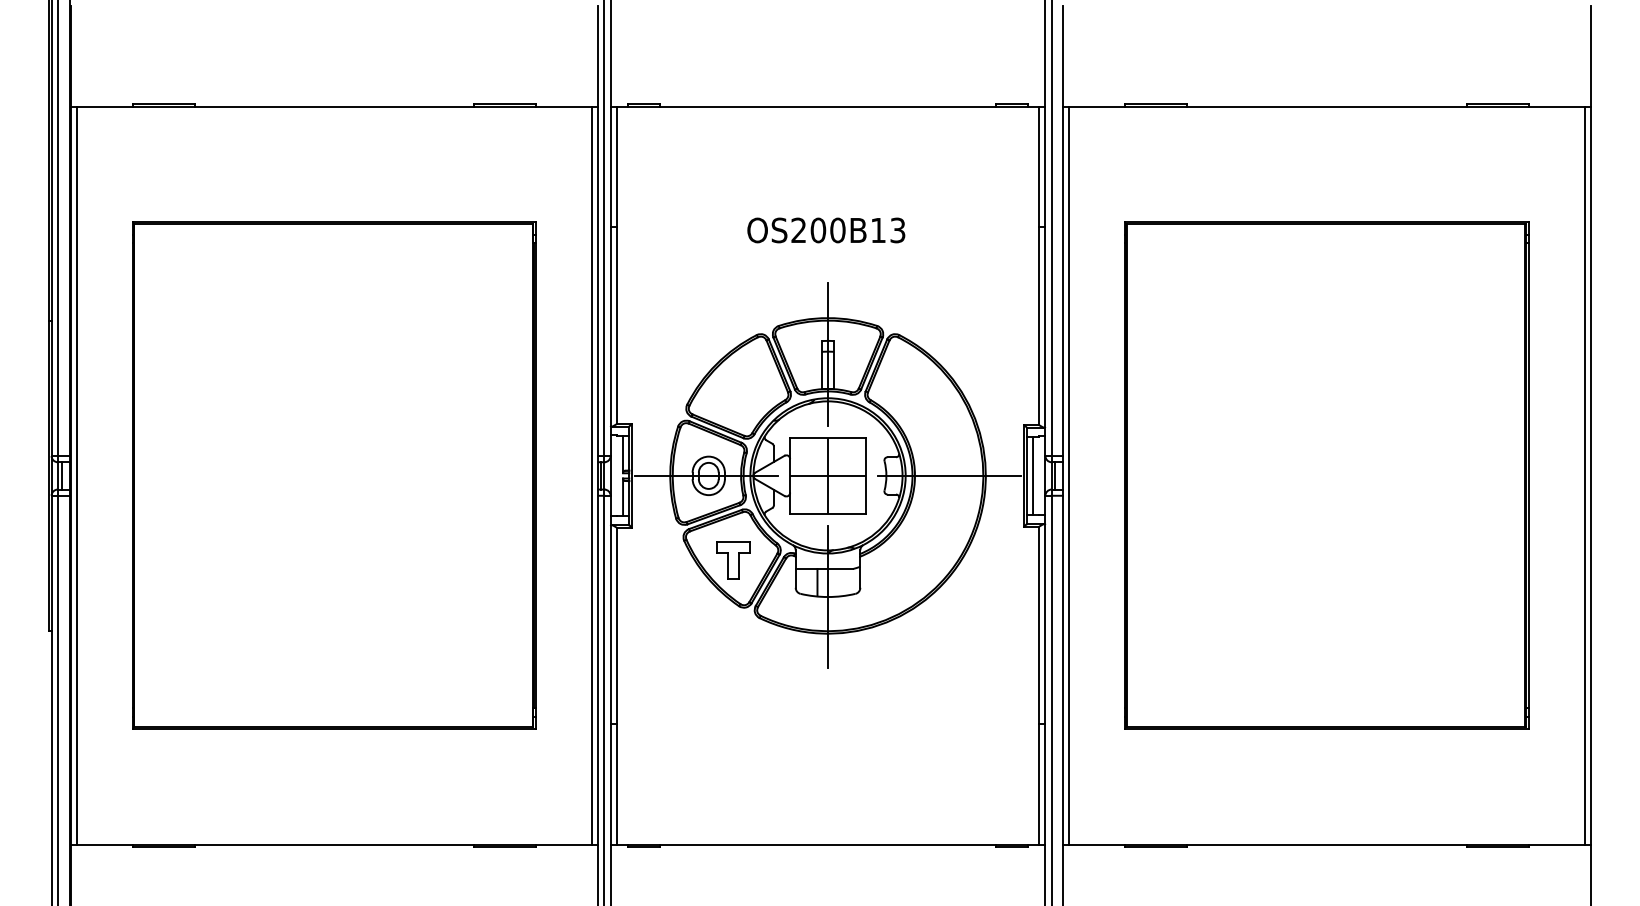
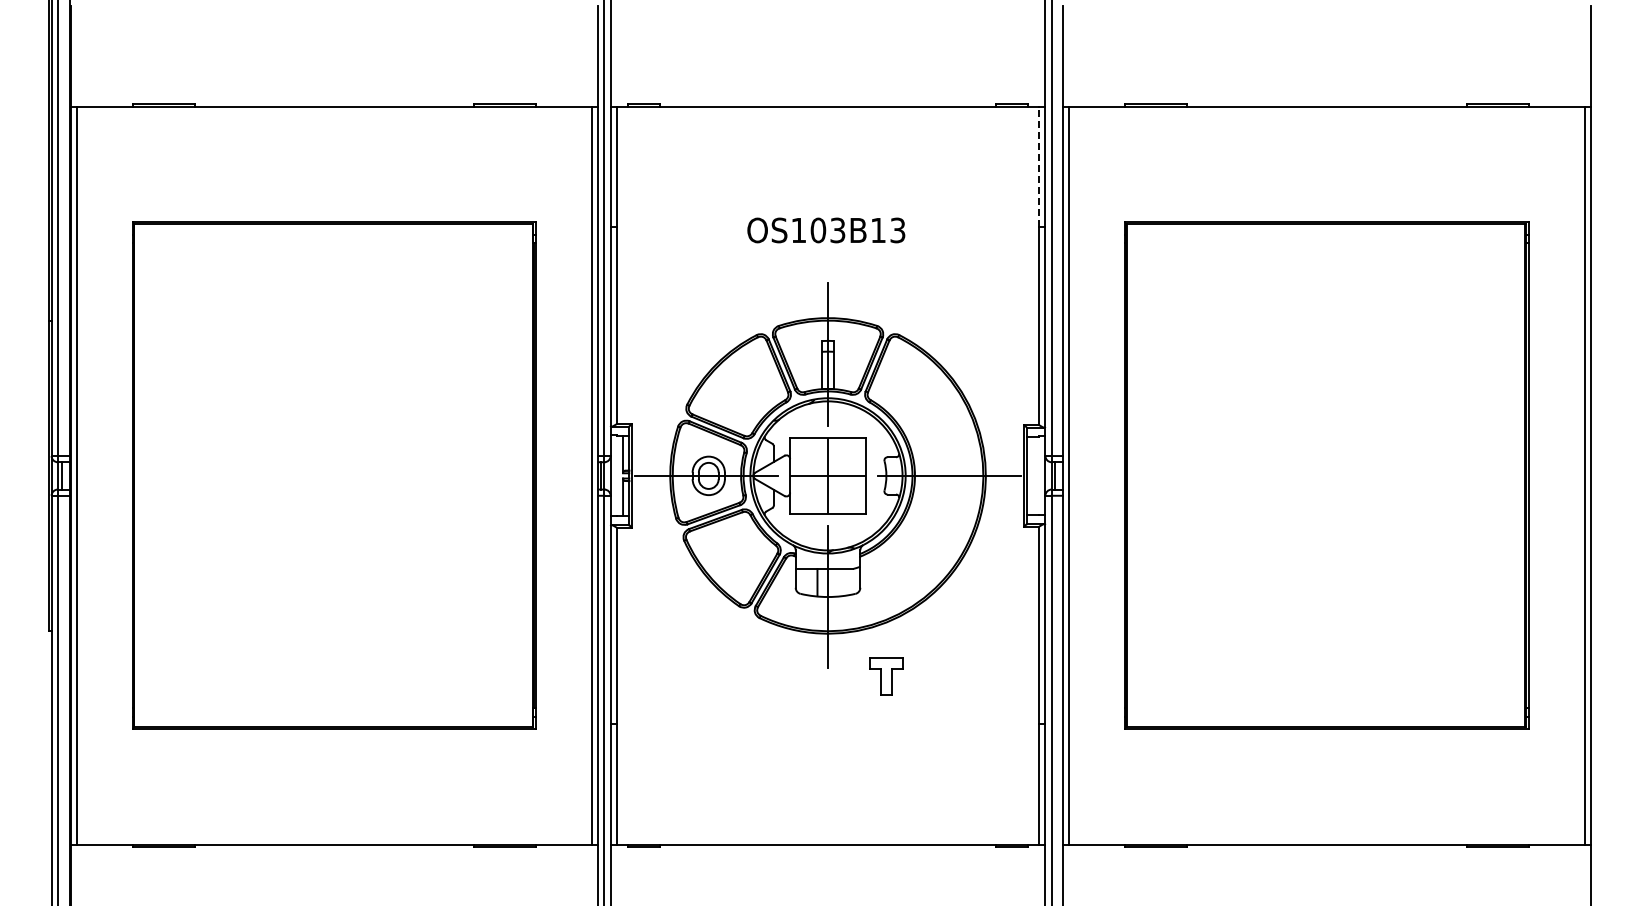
line: solid -> dashed (1039, 166)
text: OS200B13 -> OS103B13 (818, 230)
line: present -> none (1033, 475)
part position: (733, 560) -> (886, 676) (886, 676)
